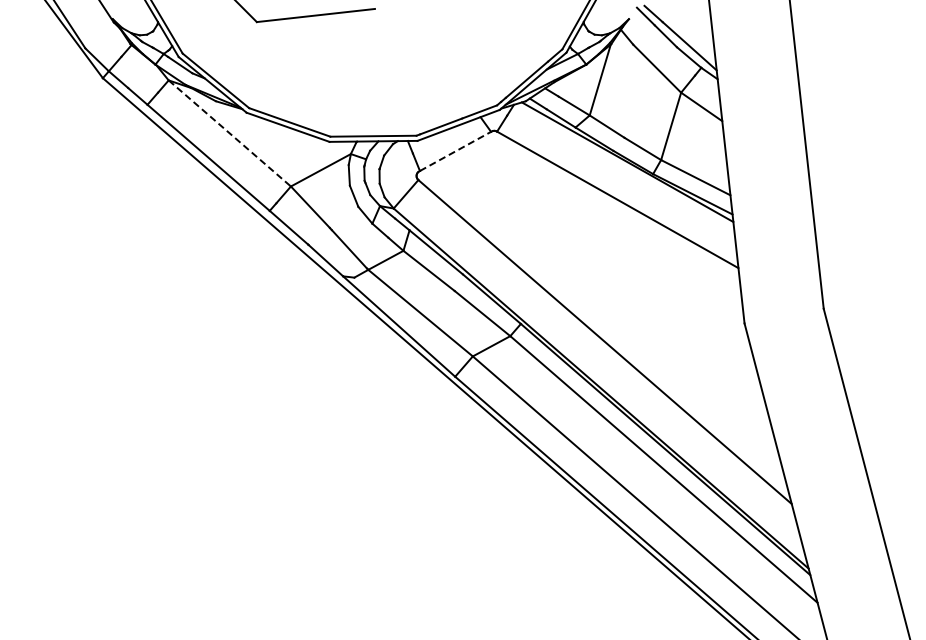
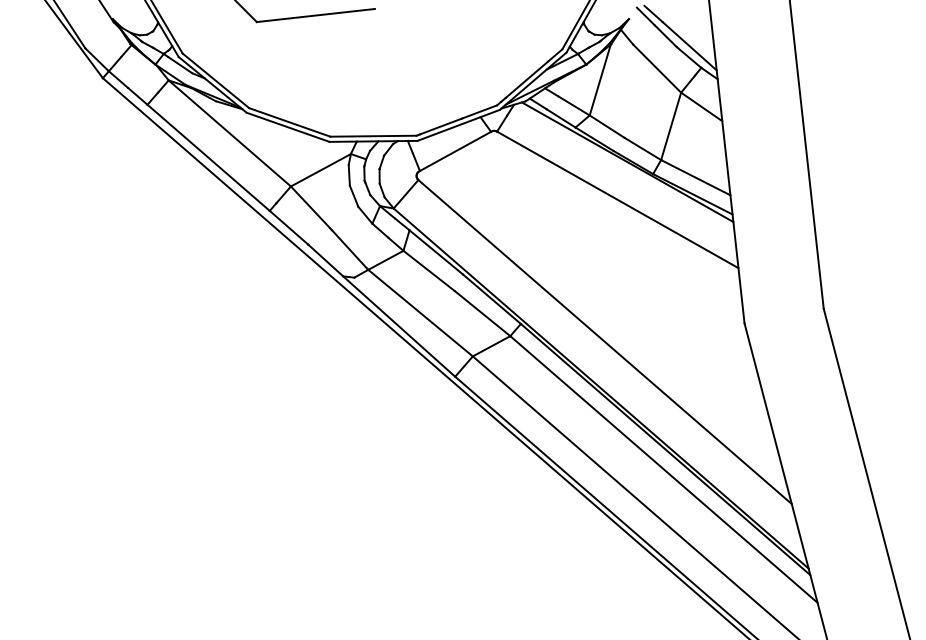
line: dashed -> solid (229, 133)
line: dashed -> solid (455, 151)
